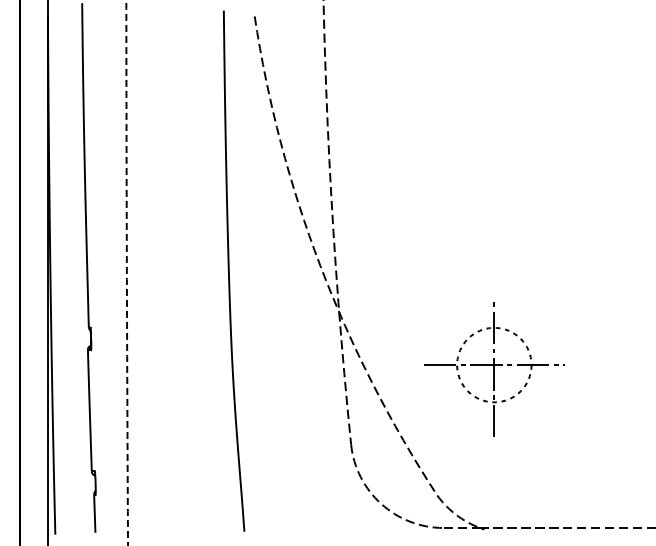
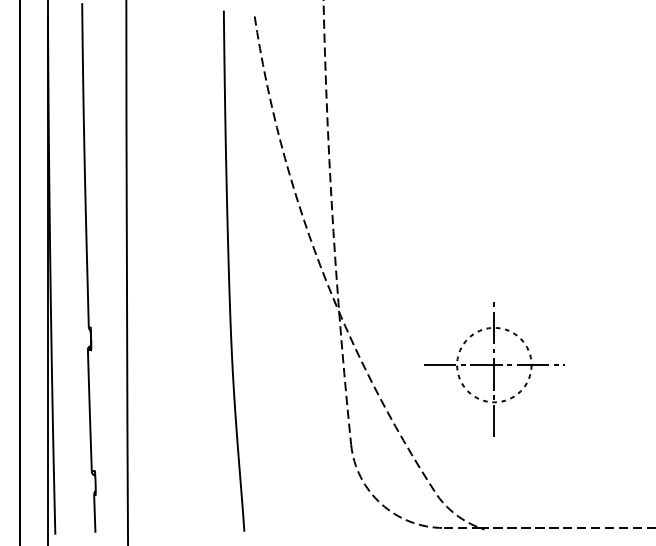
arc: dashed -> solid (126, 274)
